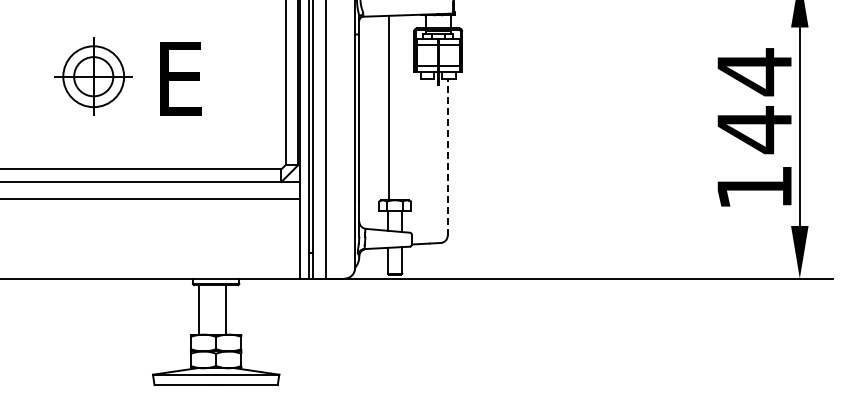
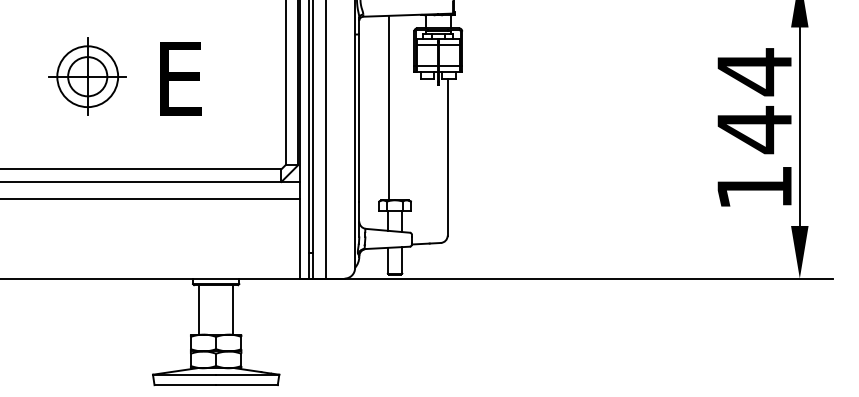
part position: (93, 76) -> (87, 76) (87, 76)
line: dashed -> solid (447, 157)
line position: (225, 309) -> (232, 309) (232, 309)
